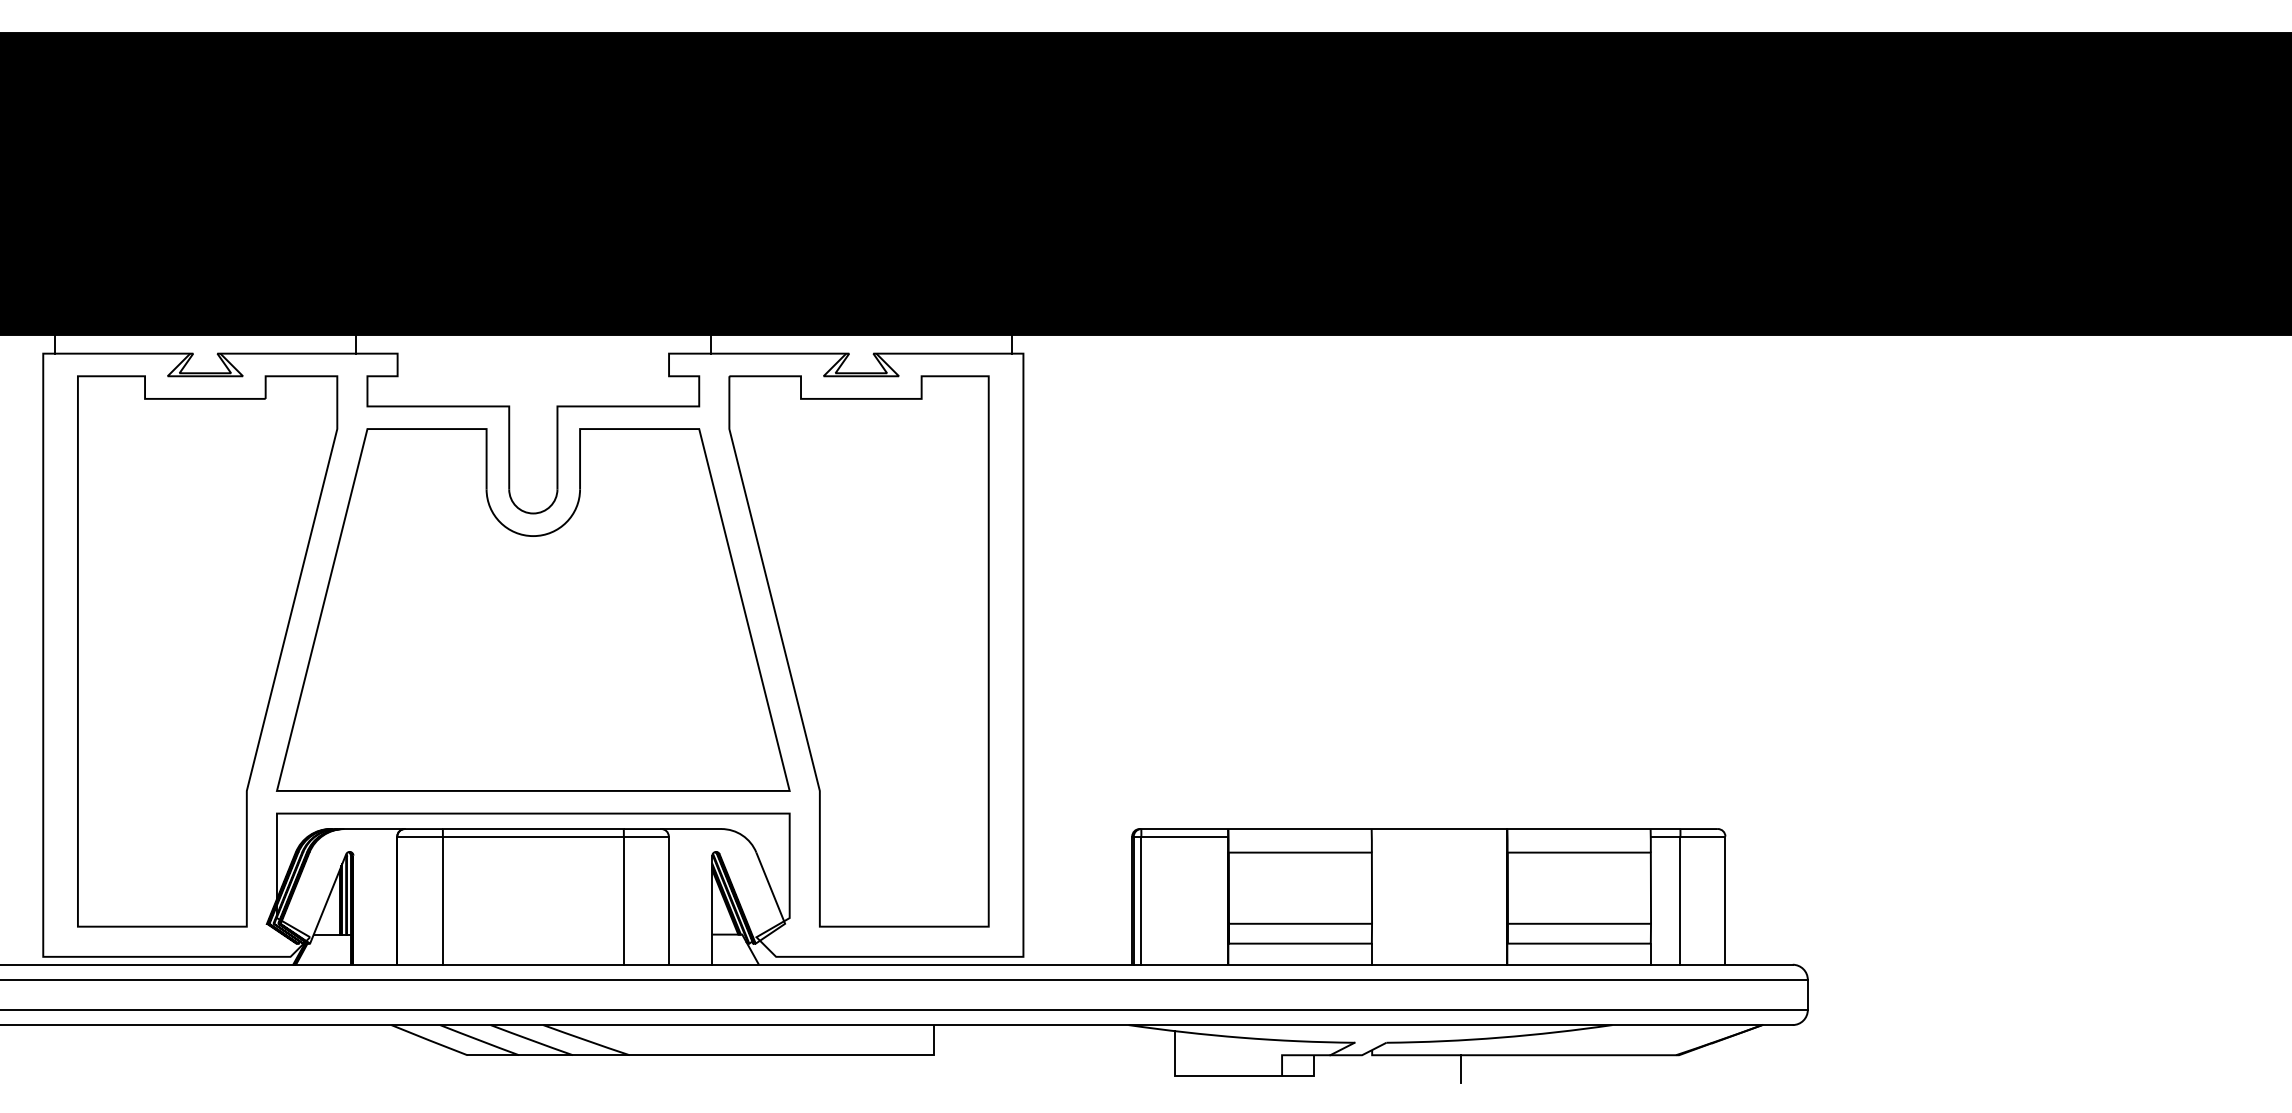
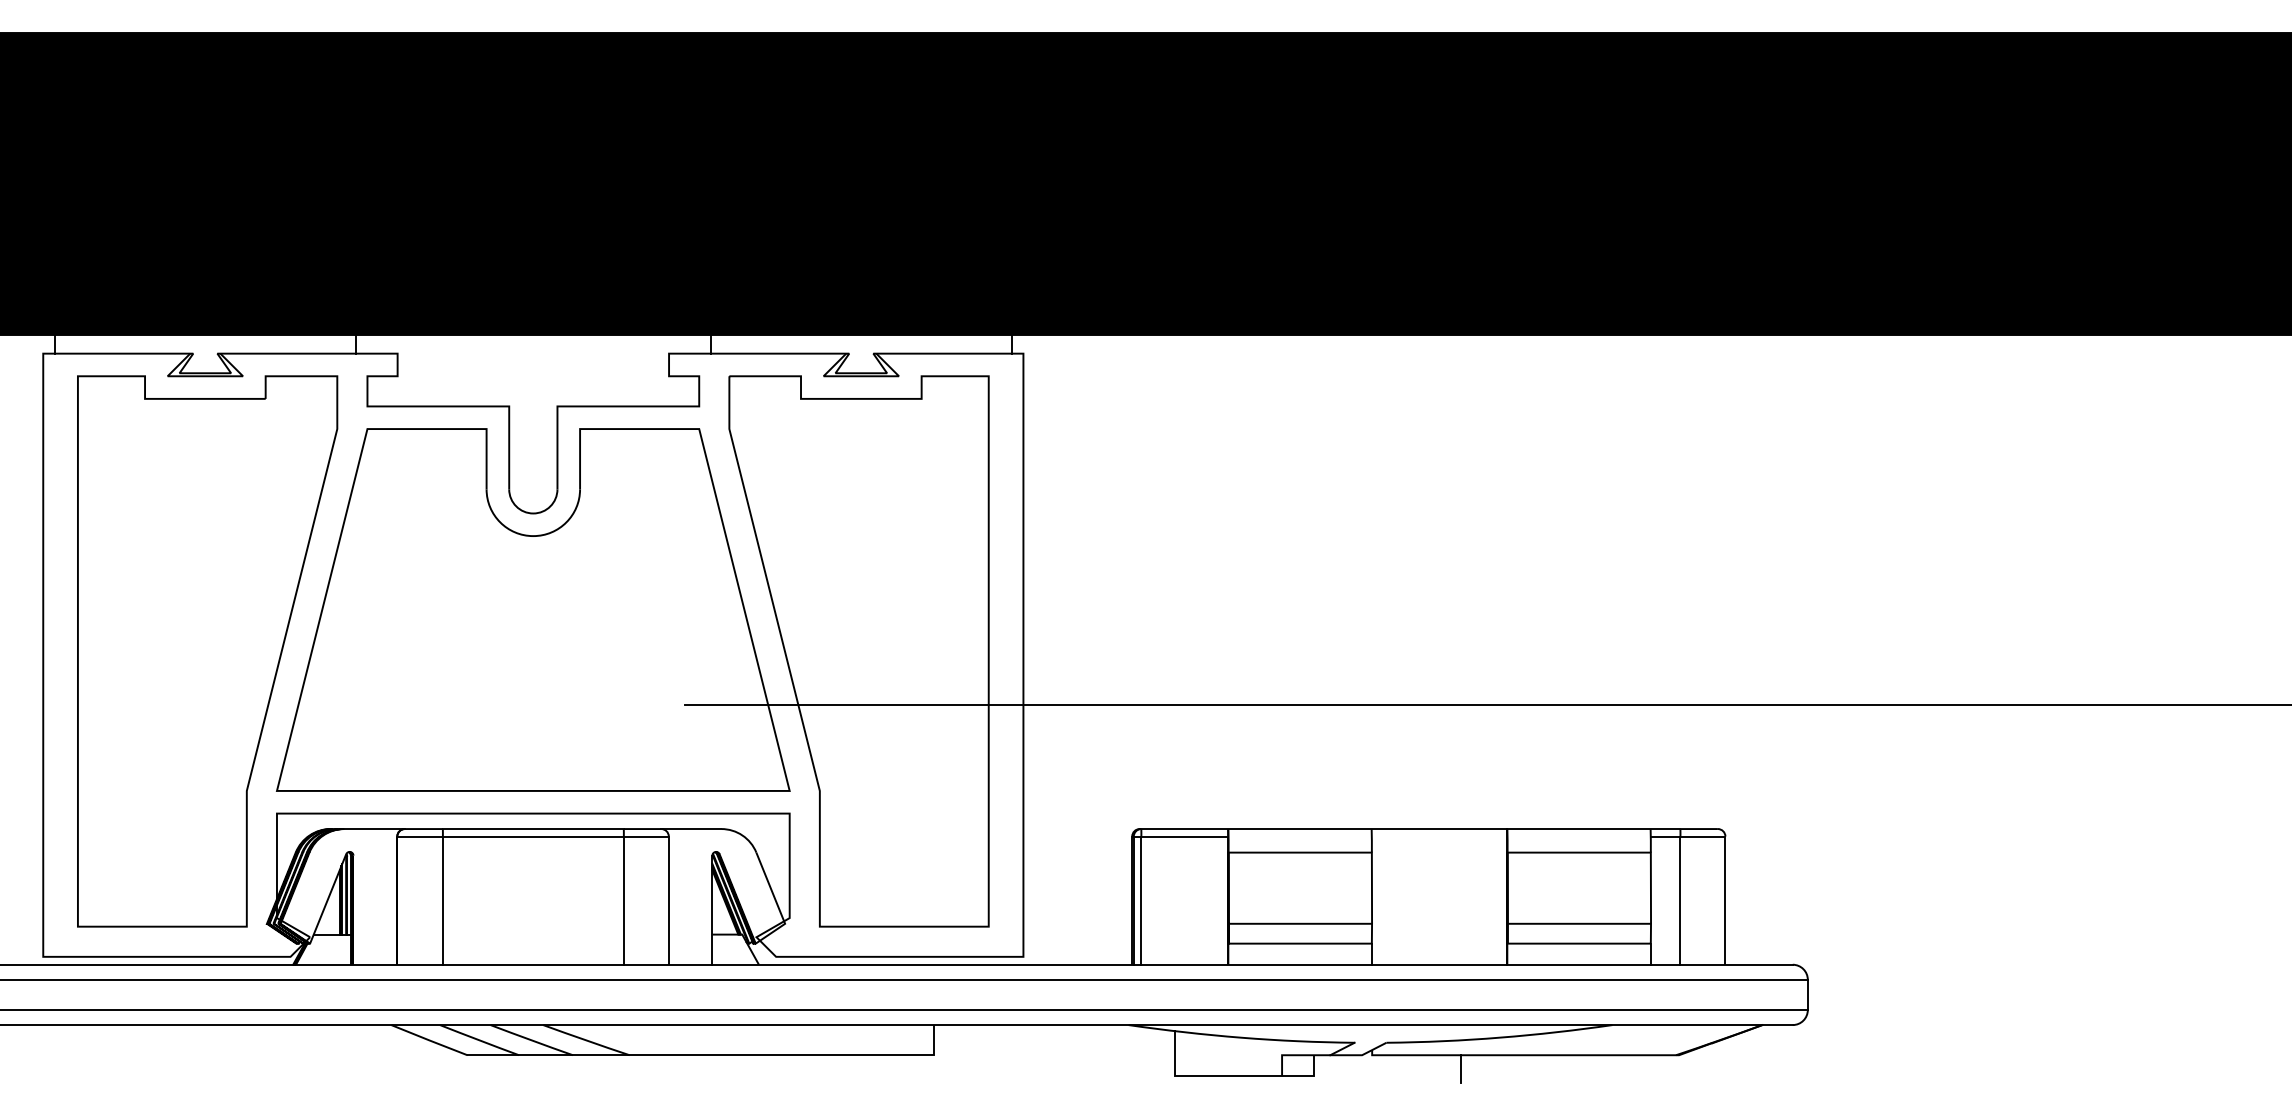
line: none -> present (1486, 704)
